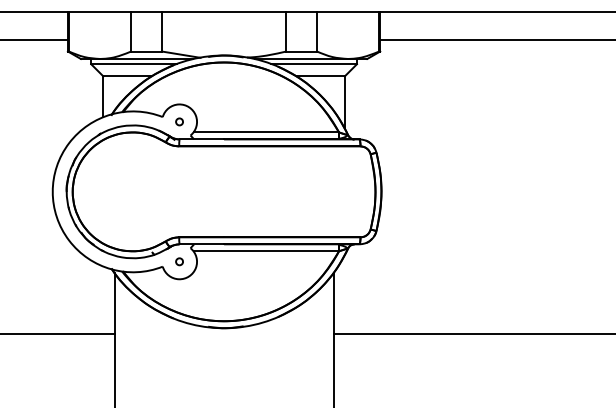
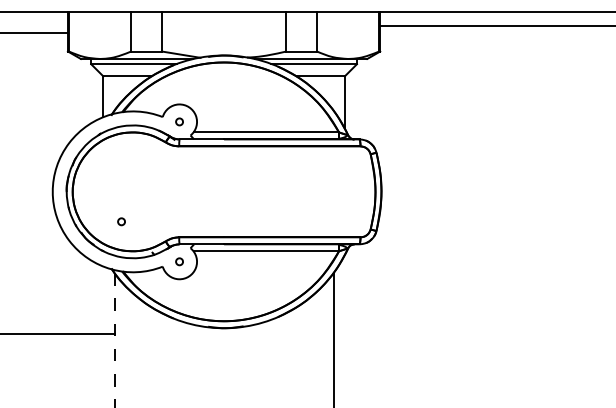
line position: (34, 40) -> (34, 33) (34, 33)
line position: (496, 40) -> (496, 26) (496, 26)
circle: none -> present (121, 221)
line: present -> none (472, 333)
line: solid -> dashed (114, 340)
